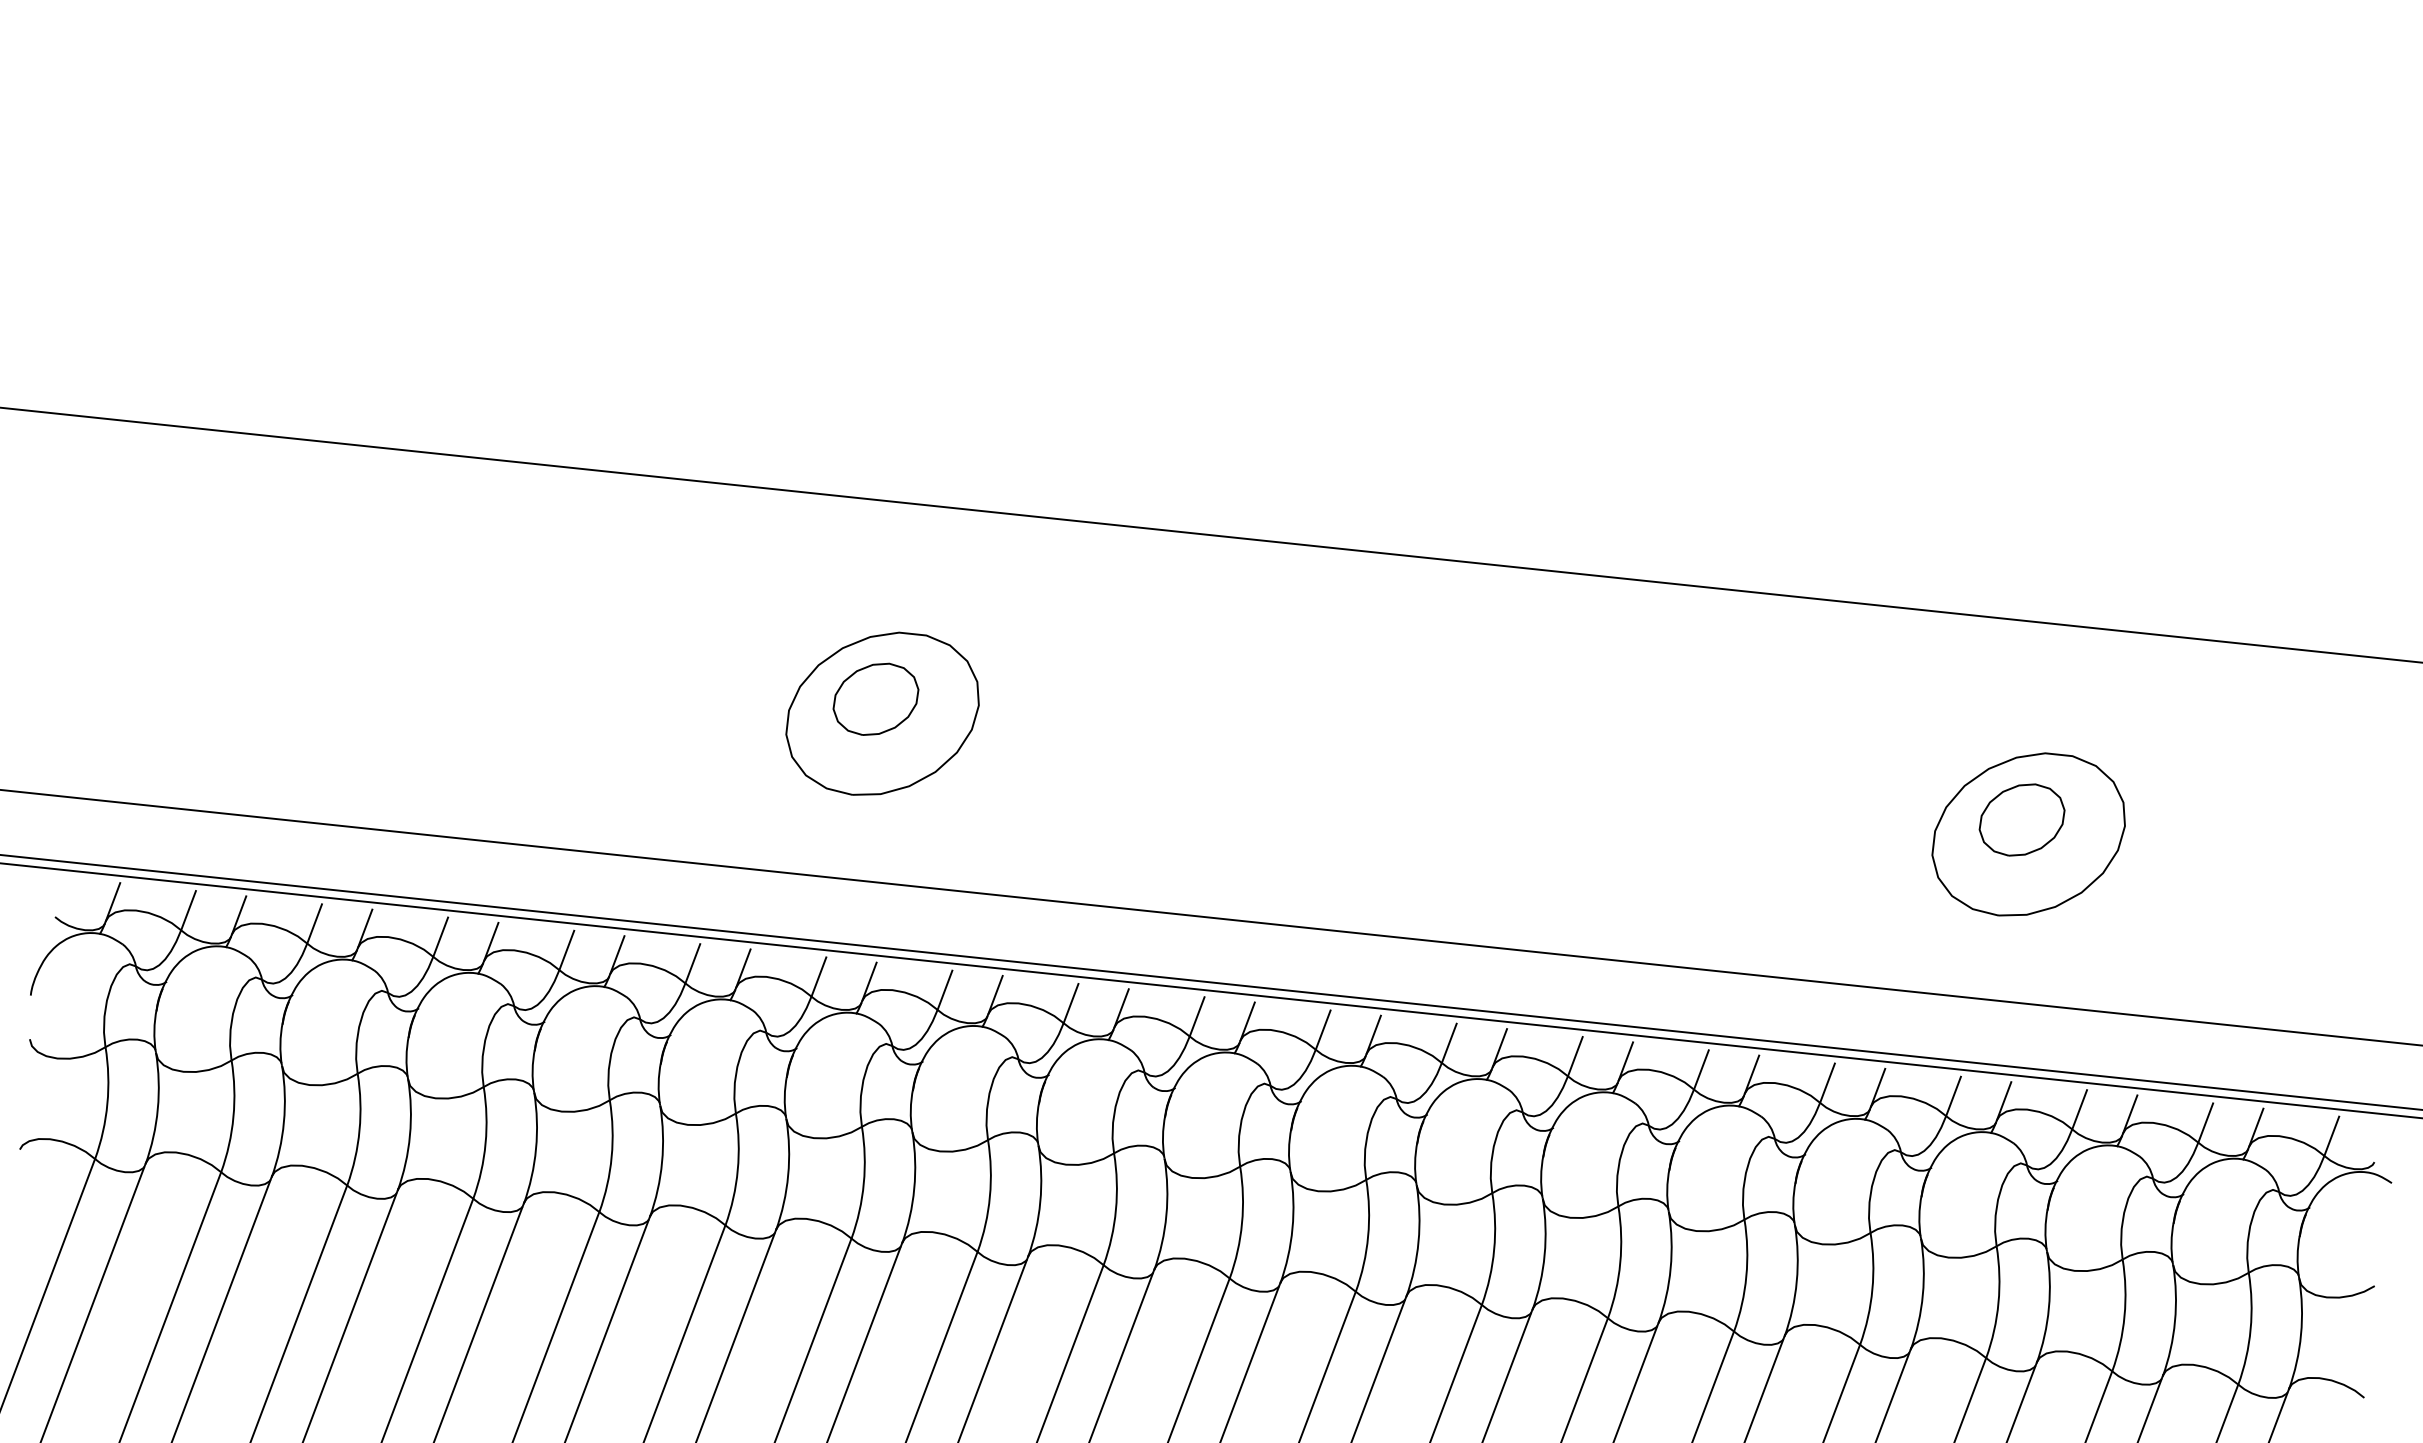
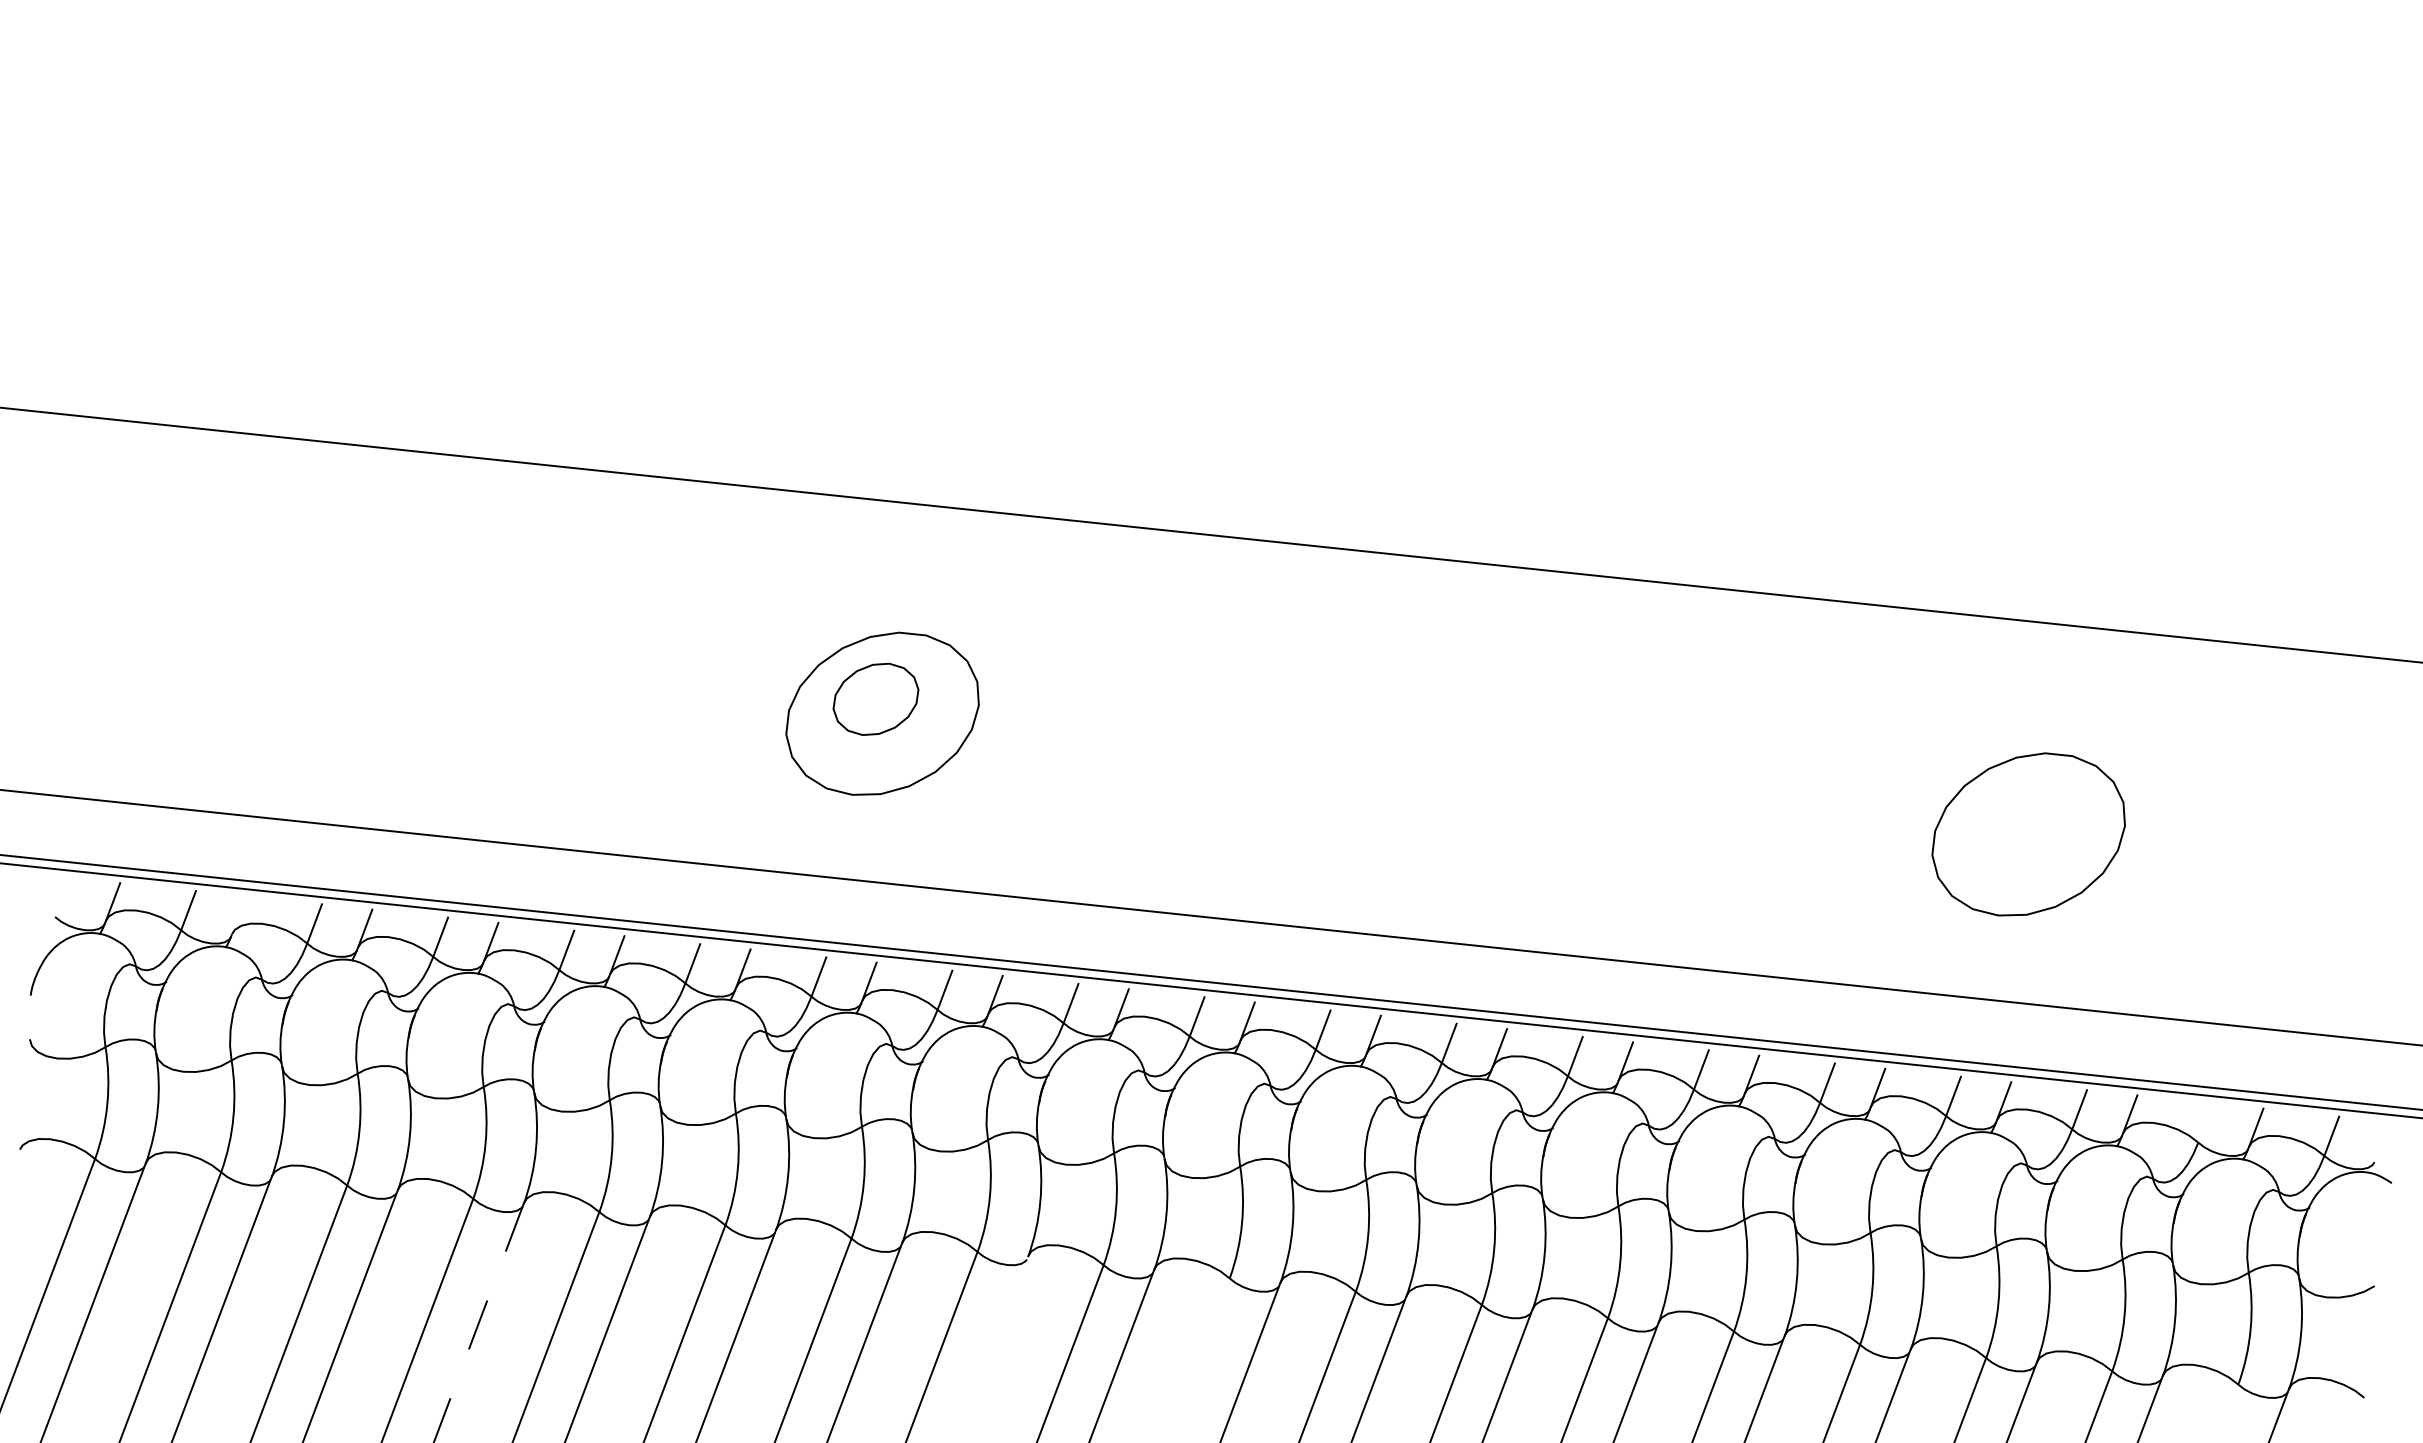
part: present -> none (2021, 819)
line: present -> none (239, 915)
line: present -> none (2205, 1122)
line: solid -> dashed (479, 1322)
line: present -> none (993, 1347)
line: present -> none (1199, 1358)
line: present -> none (2227, 1411)
